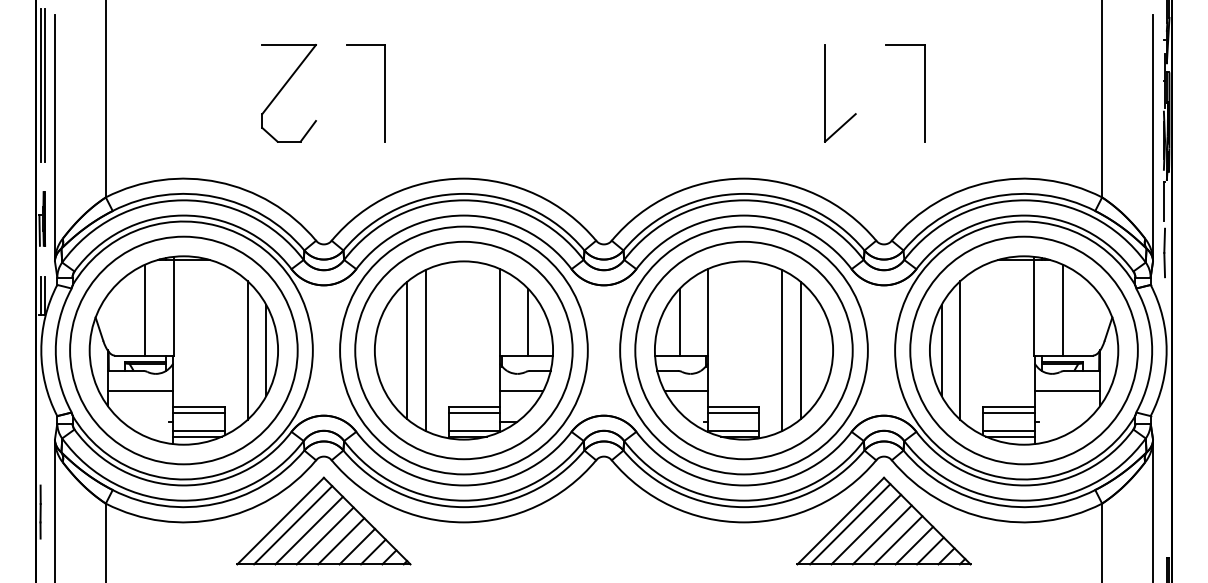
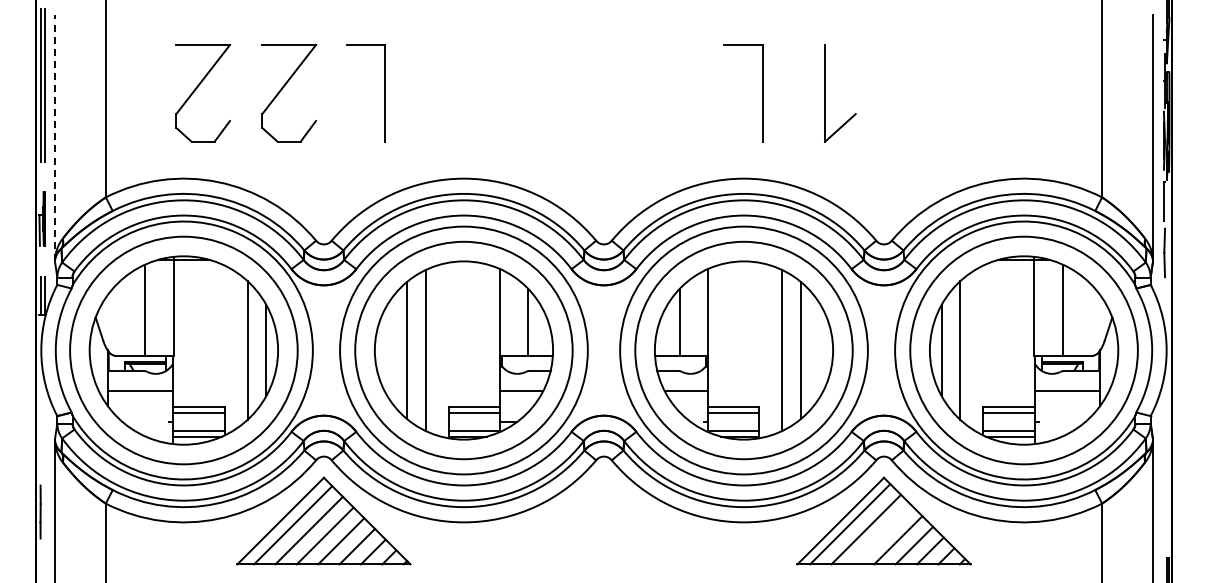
part: none -> present (197, 88)
part position: (924, 93) -> (762, 93) (762, 93)
line: solid -> dashed (54, 138)
line: present -> none (881, 534)
